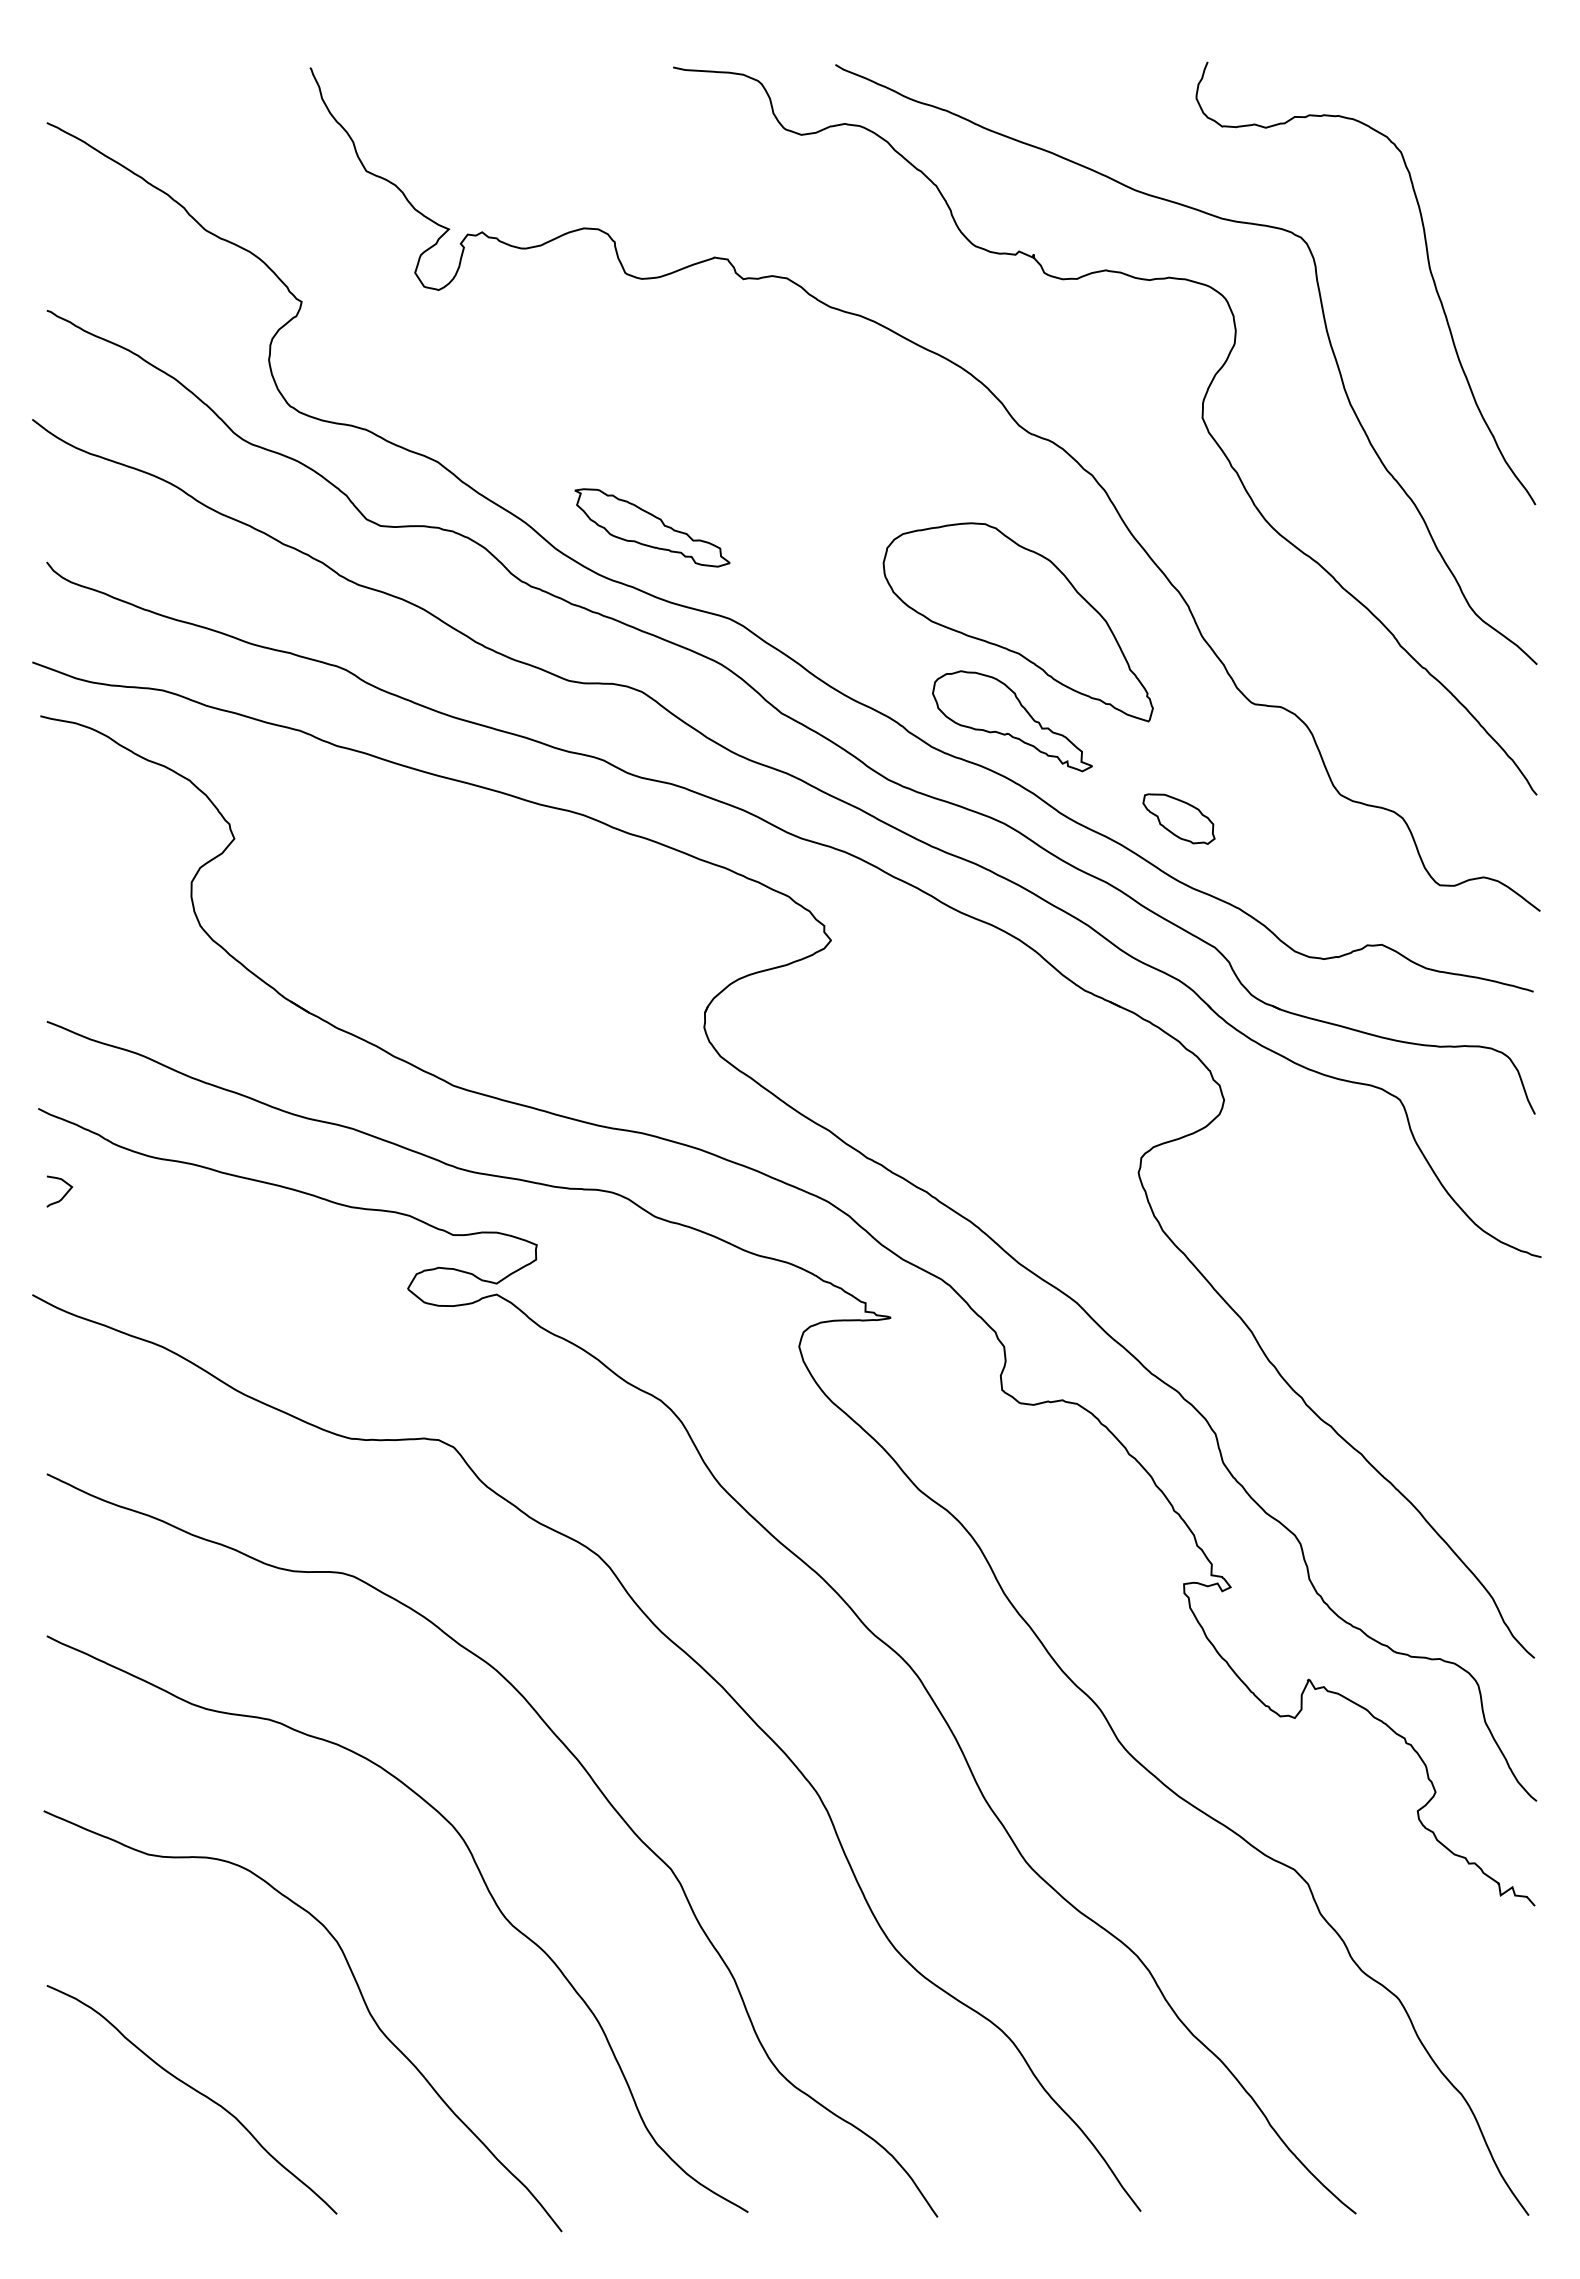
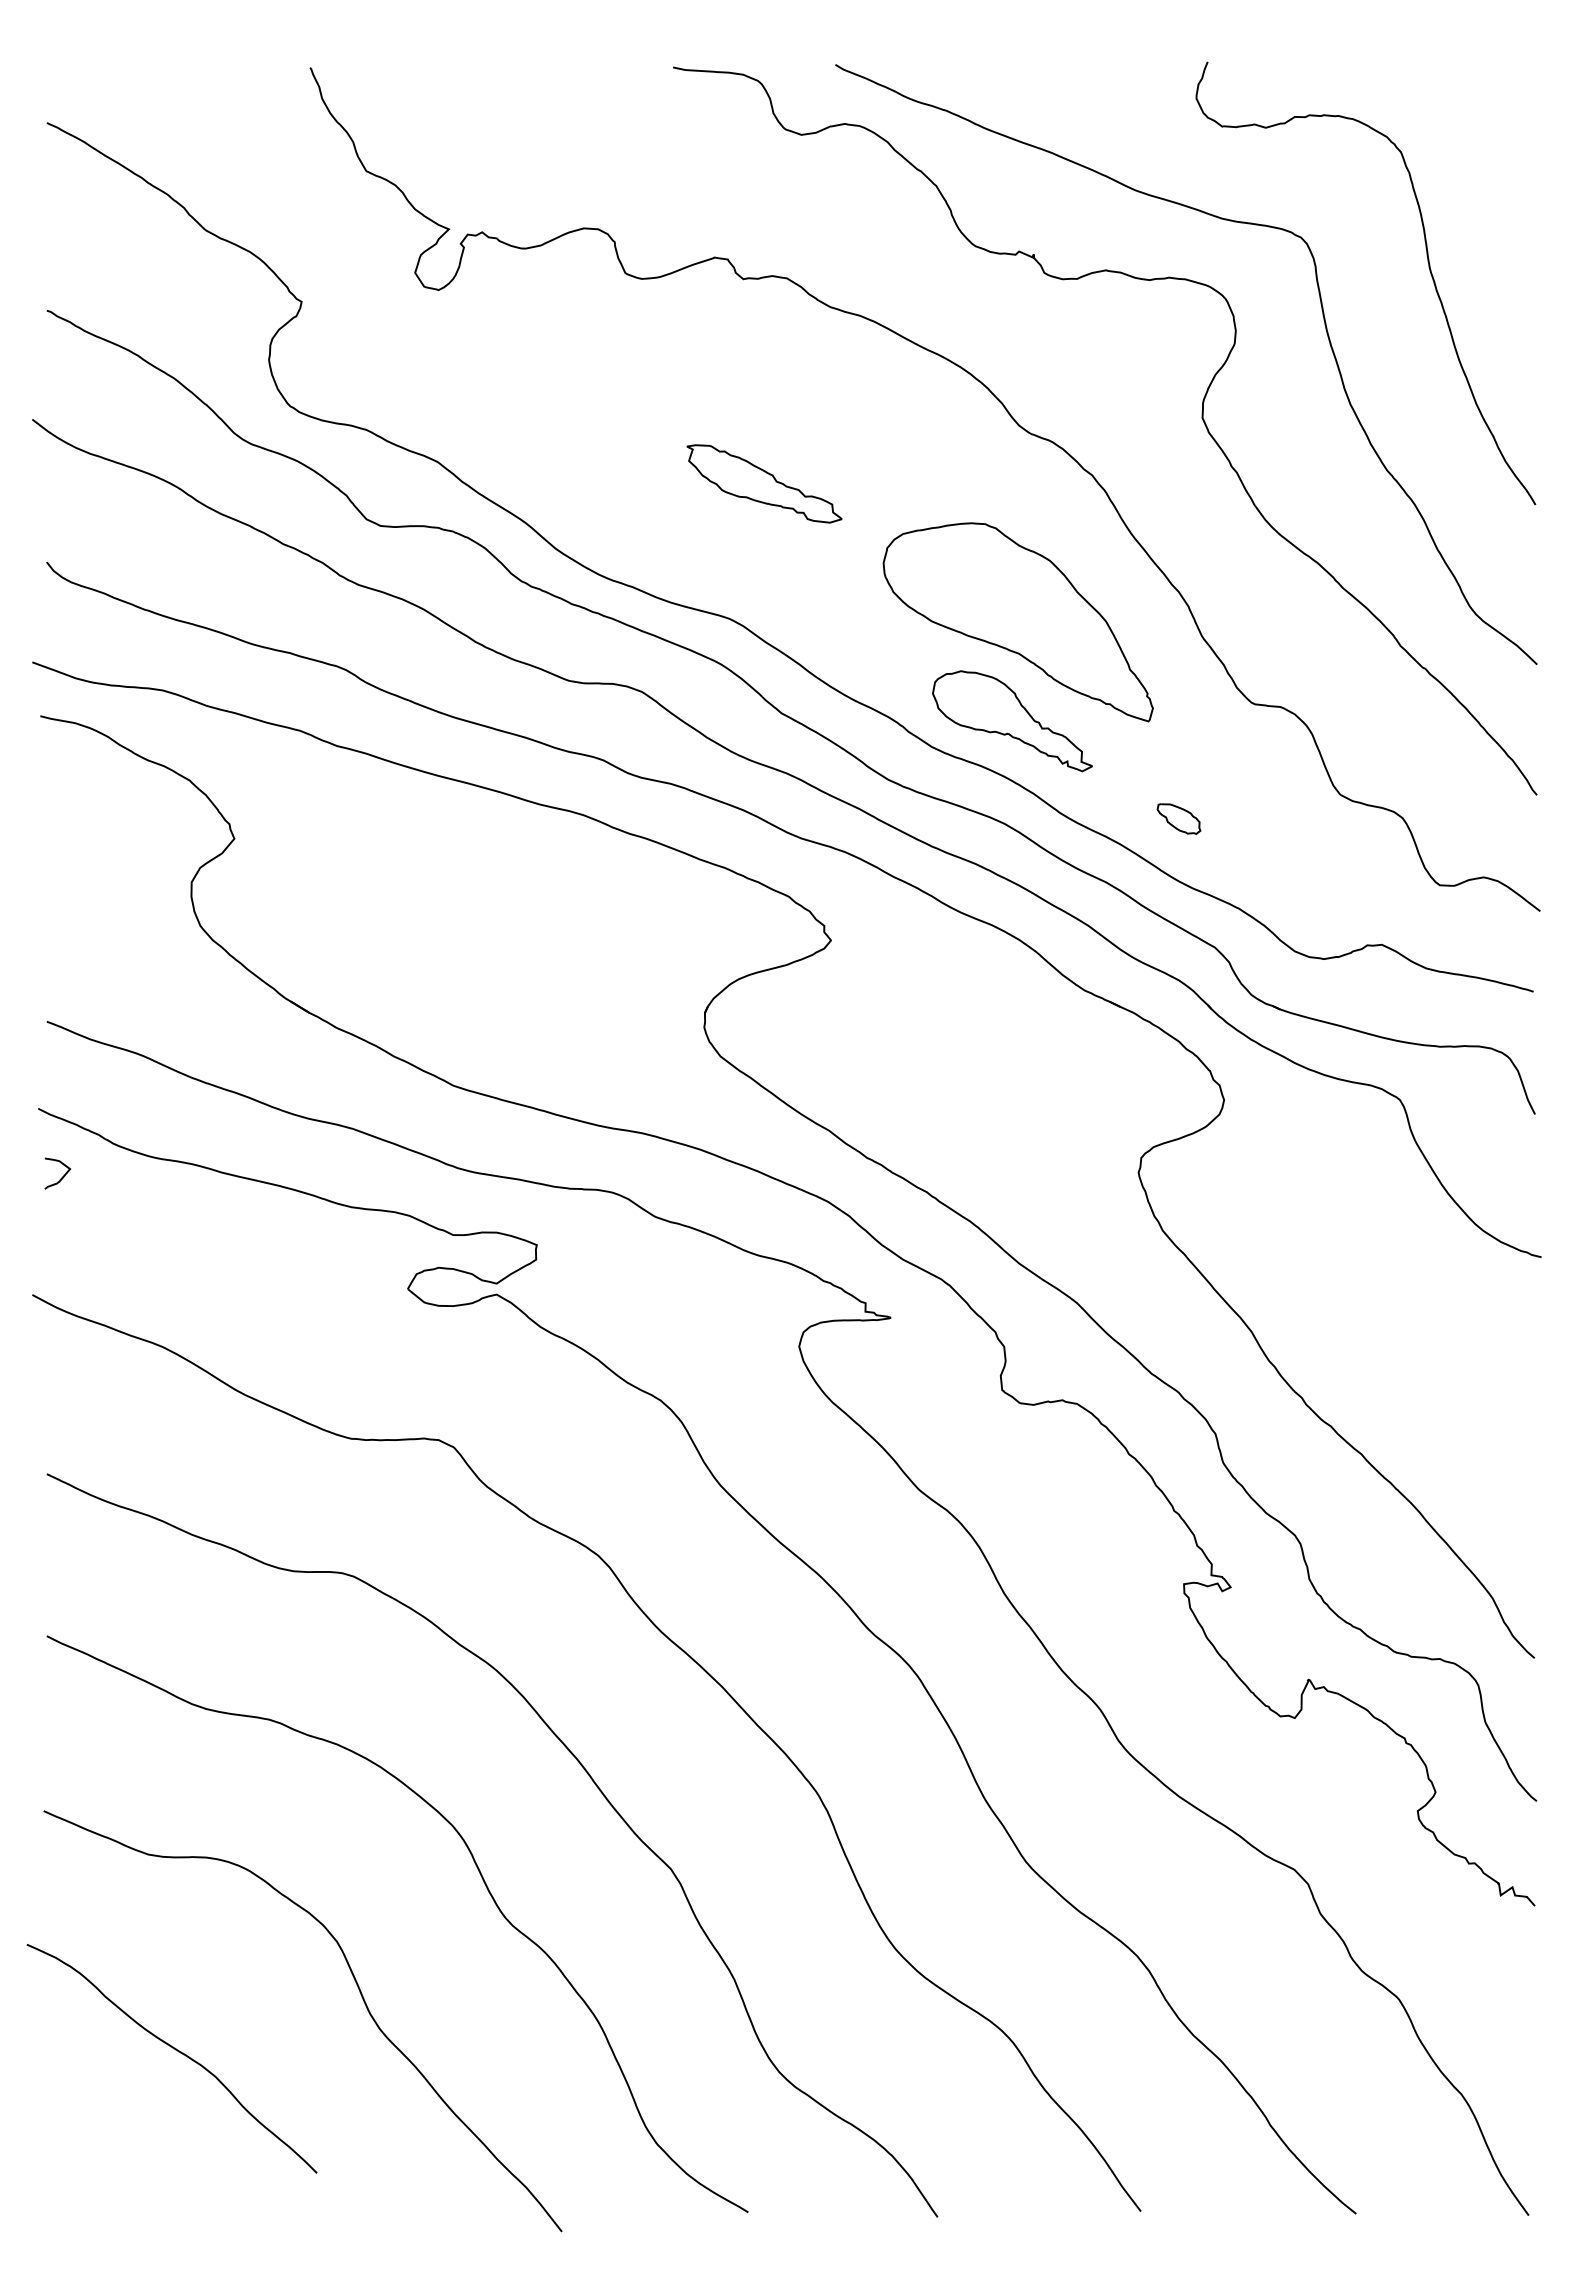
part position: (652, 527) -> (764, 483) (764, 483)
part size: 74x52 px -> 46x32 px (1178, 818)
curve position: (63, 1195) -> (61, 1177) (61, 1177)
curve position: (195, 2091) -> (175, 2050) (175, 2050)
